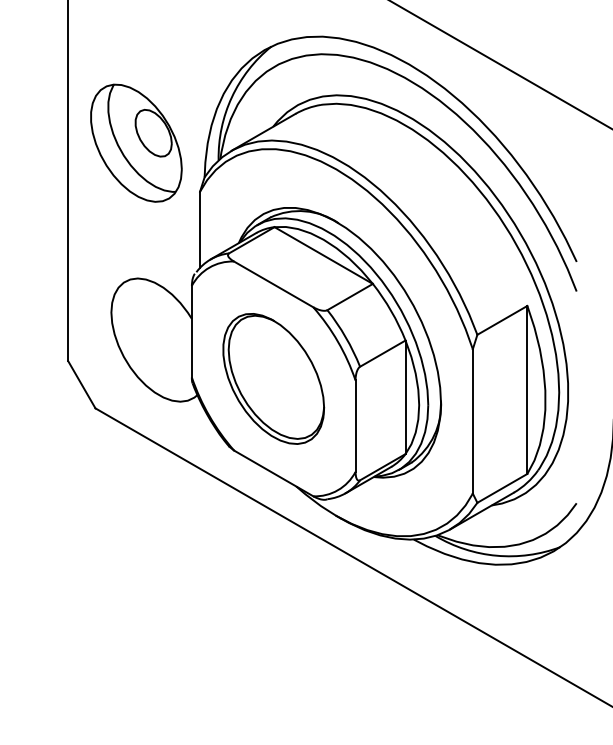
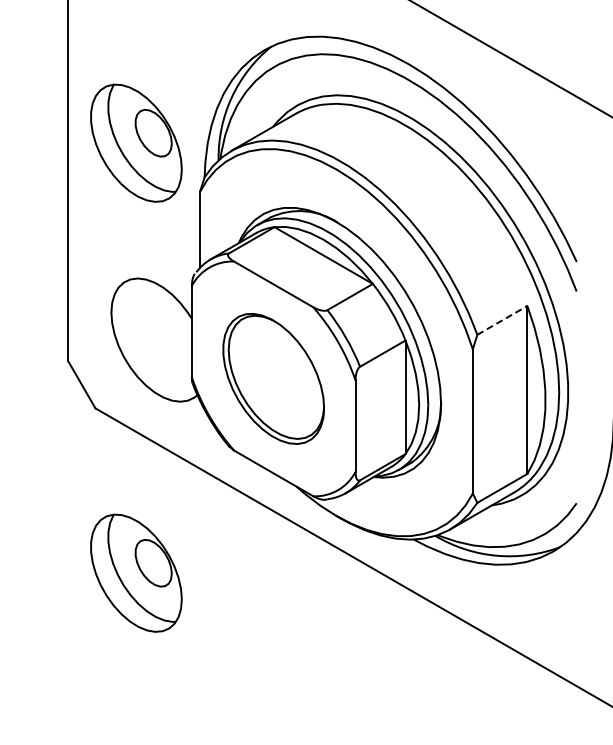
line position: (500, 64) -> (511, 58) (511, 58)
line: solid -> dashed (502, 320)
part: none -> present (136, 572)
